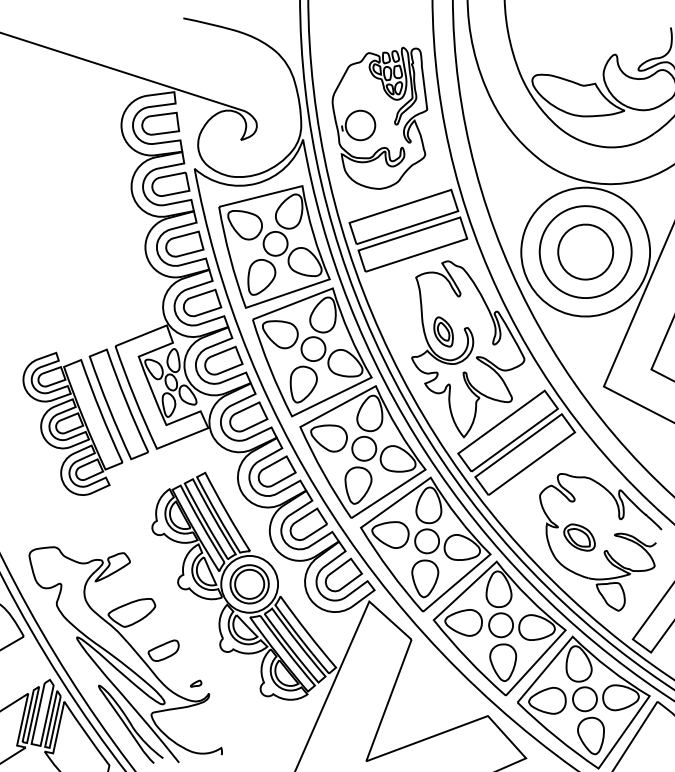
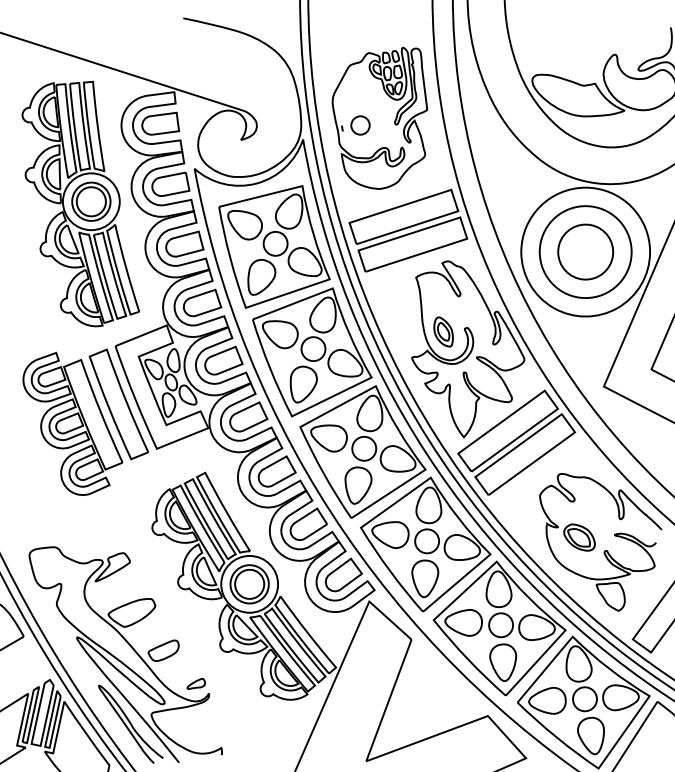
circle diameter: 29 px -> 18 px (360, 125)
part: none -> present (80, 203)
part size: 13x9 px -> 20x13 px (195, 683)
